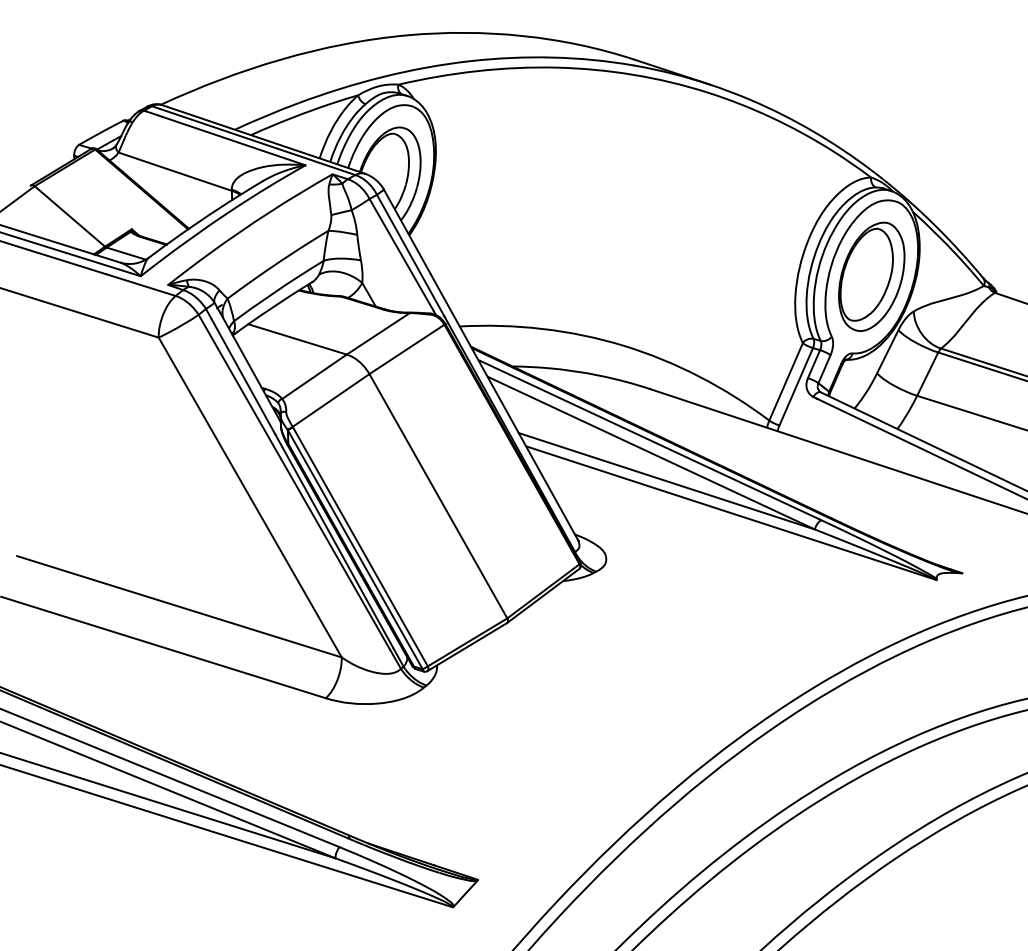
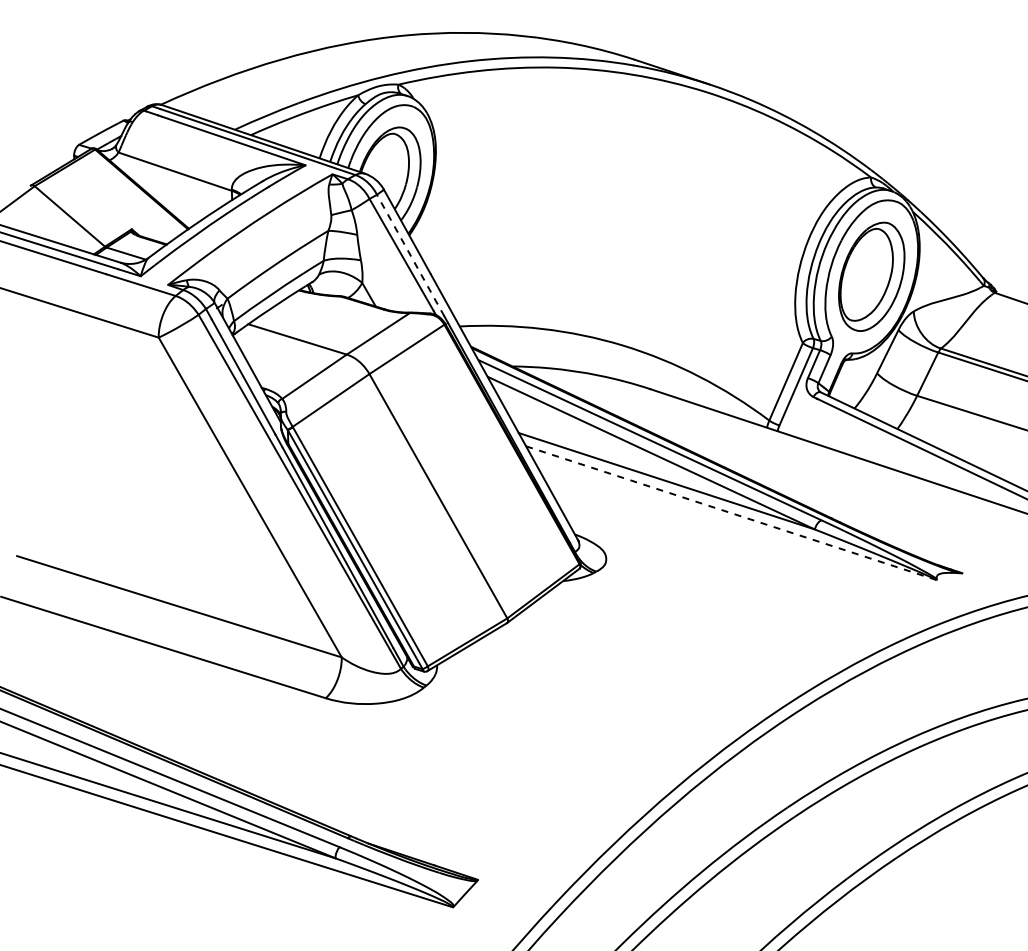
line: solid -> dashed (410, 255)
line: solid -> dashed (731, 513)
